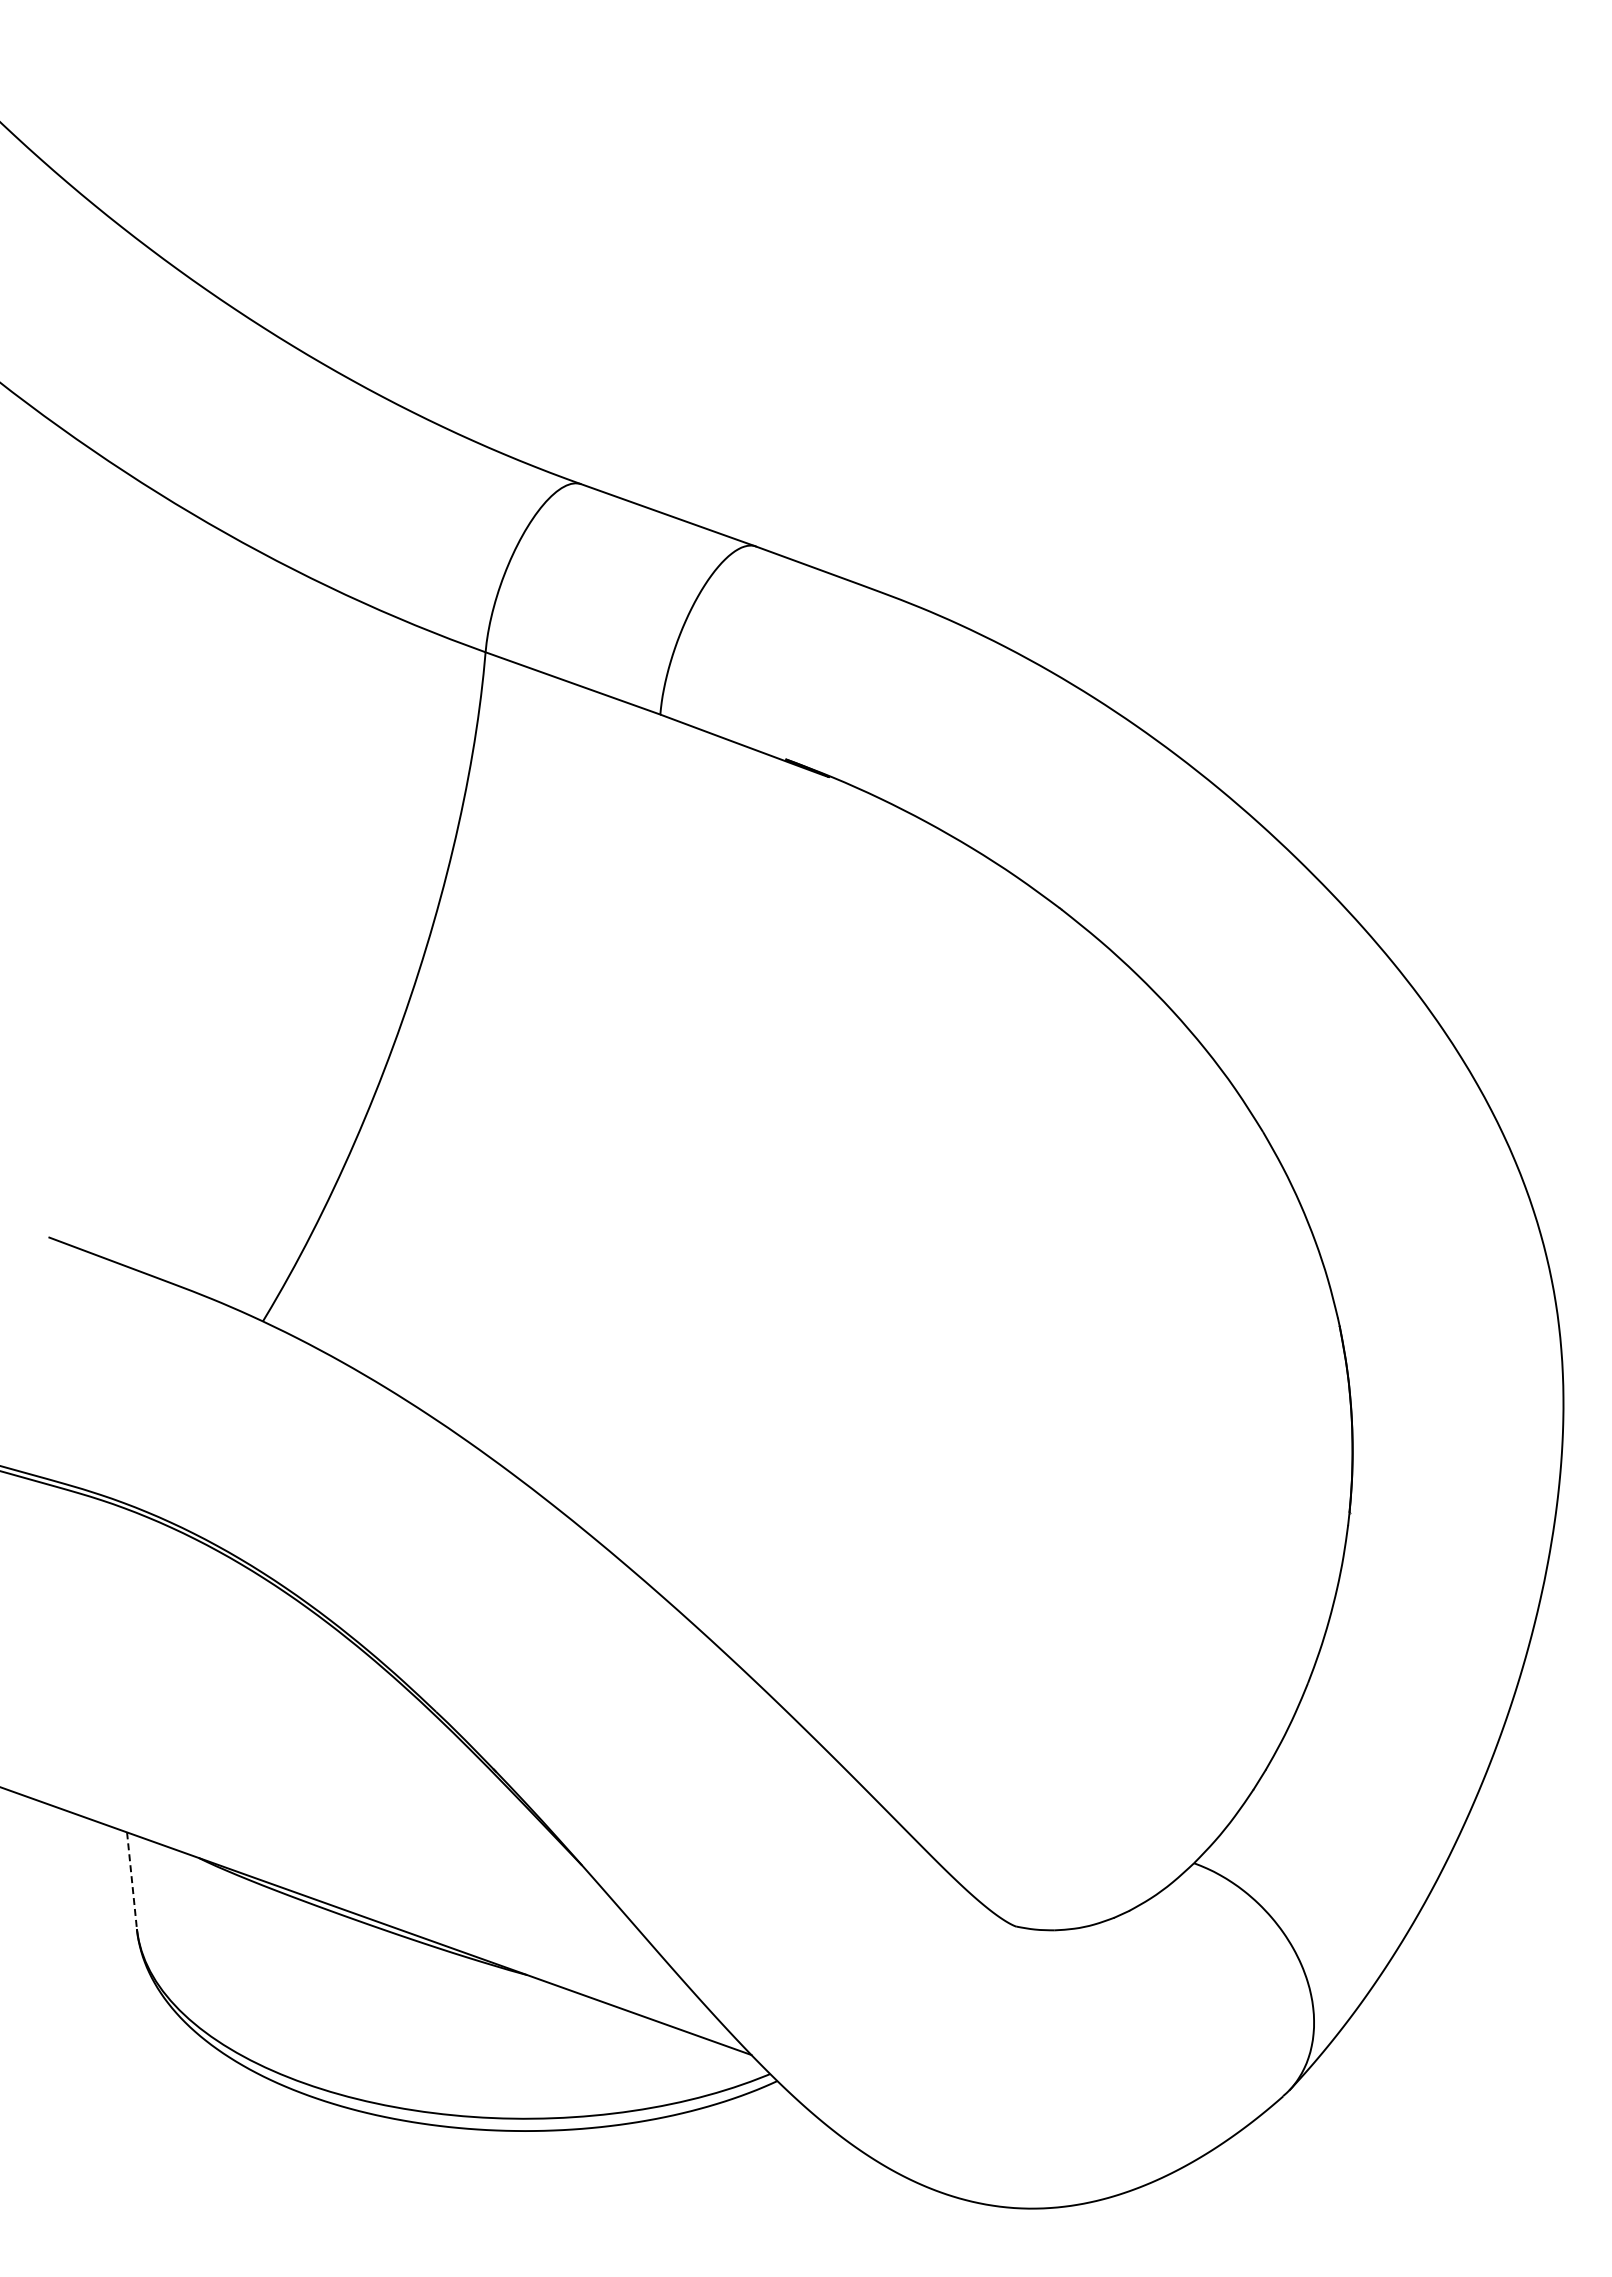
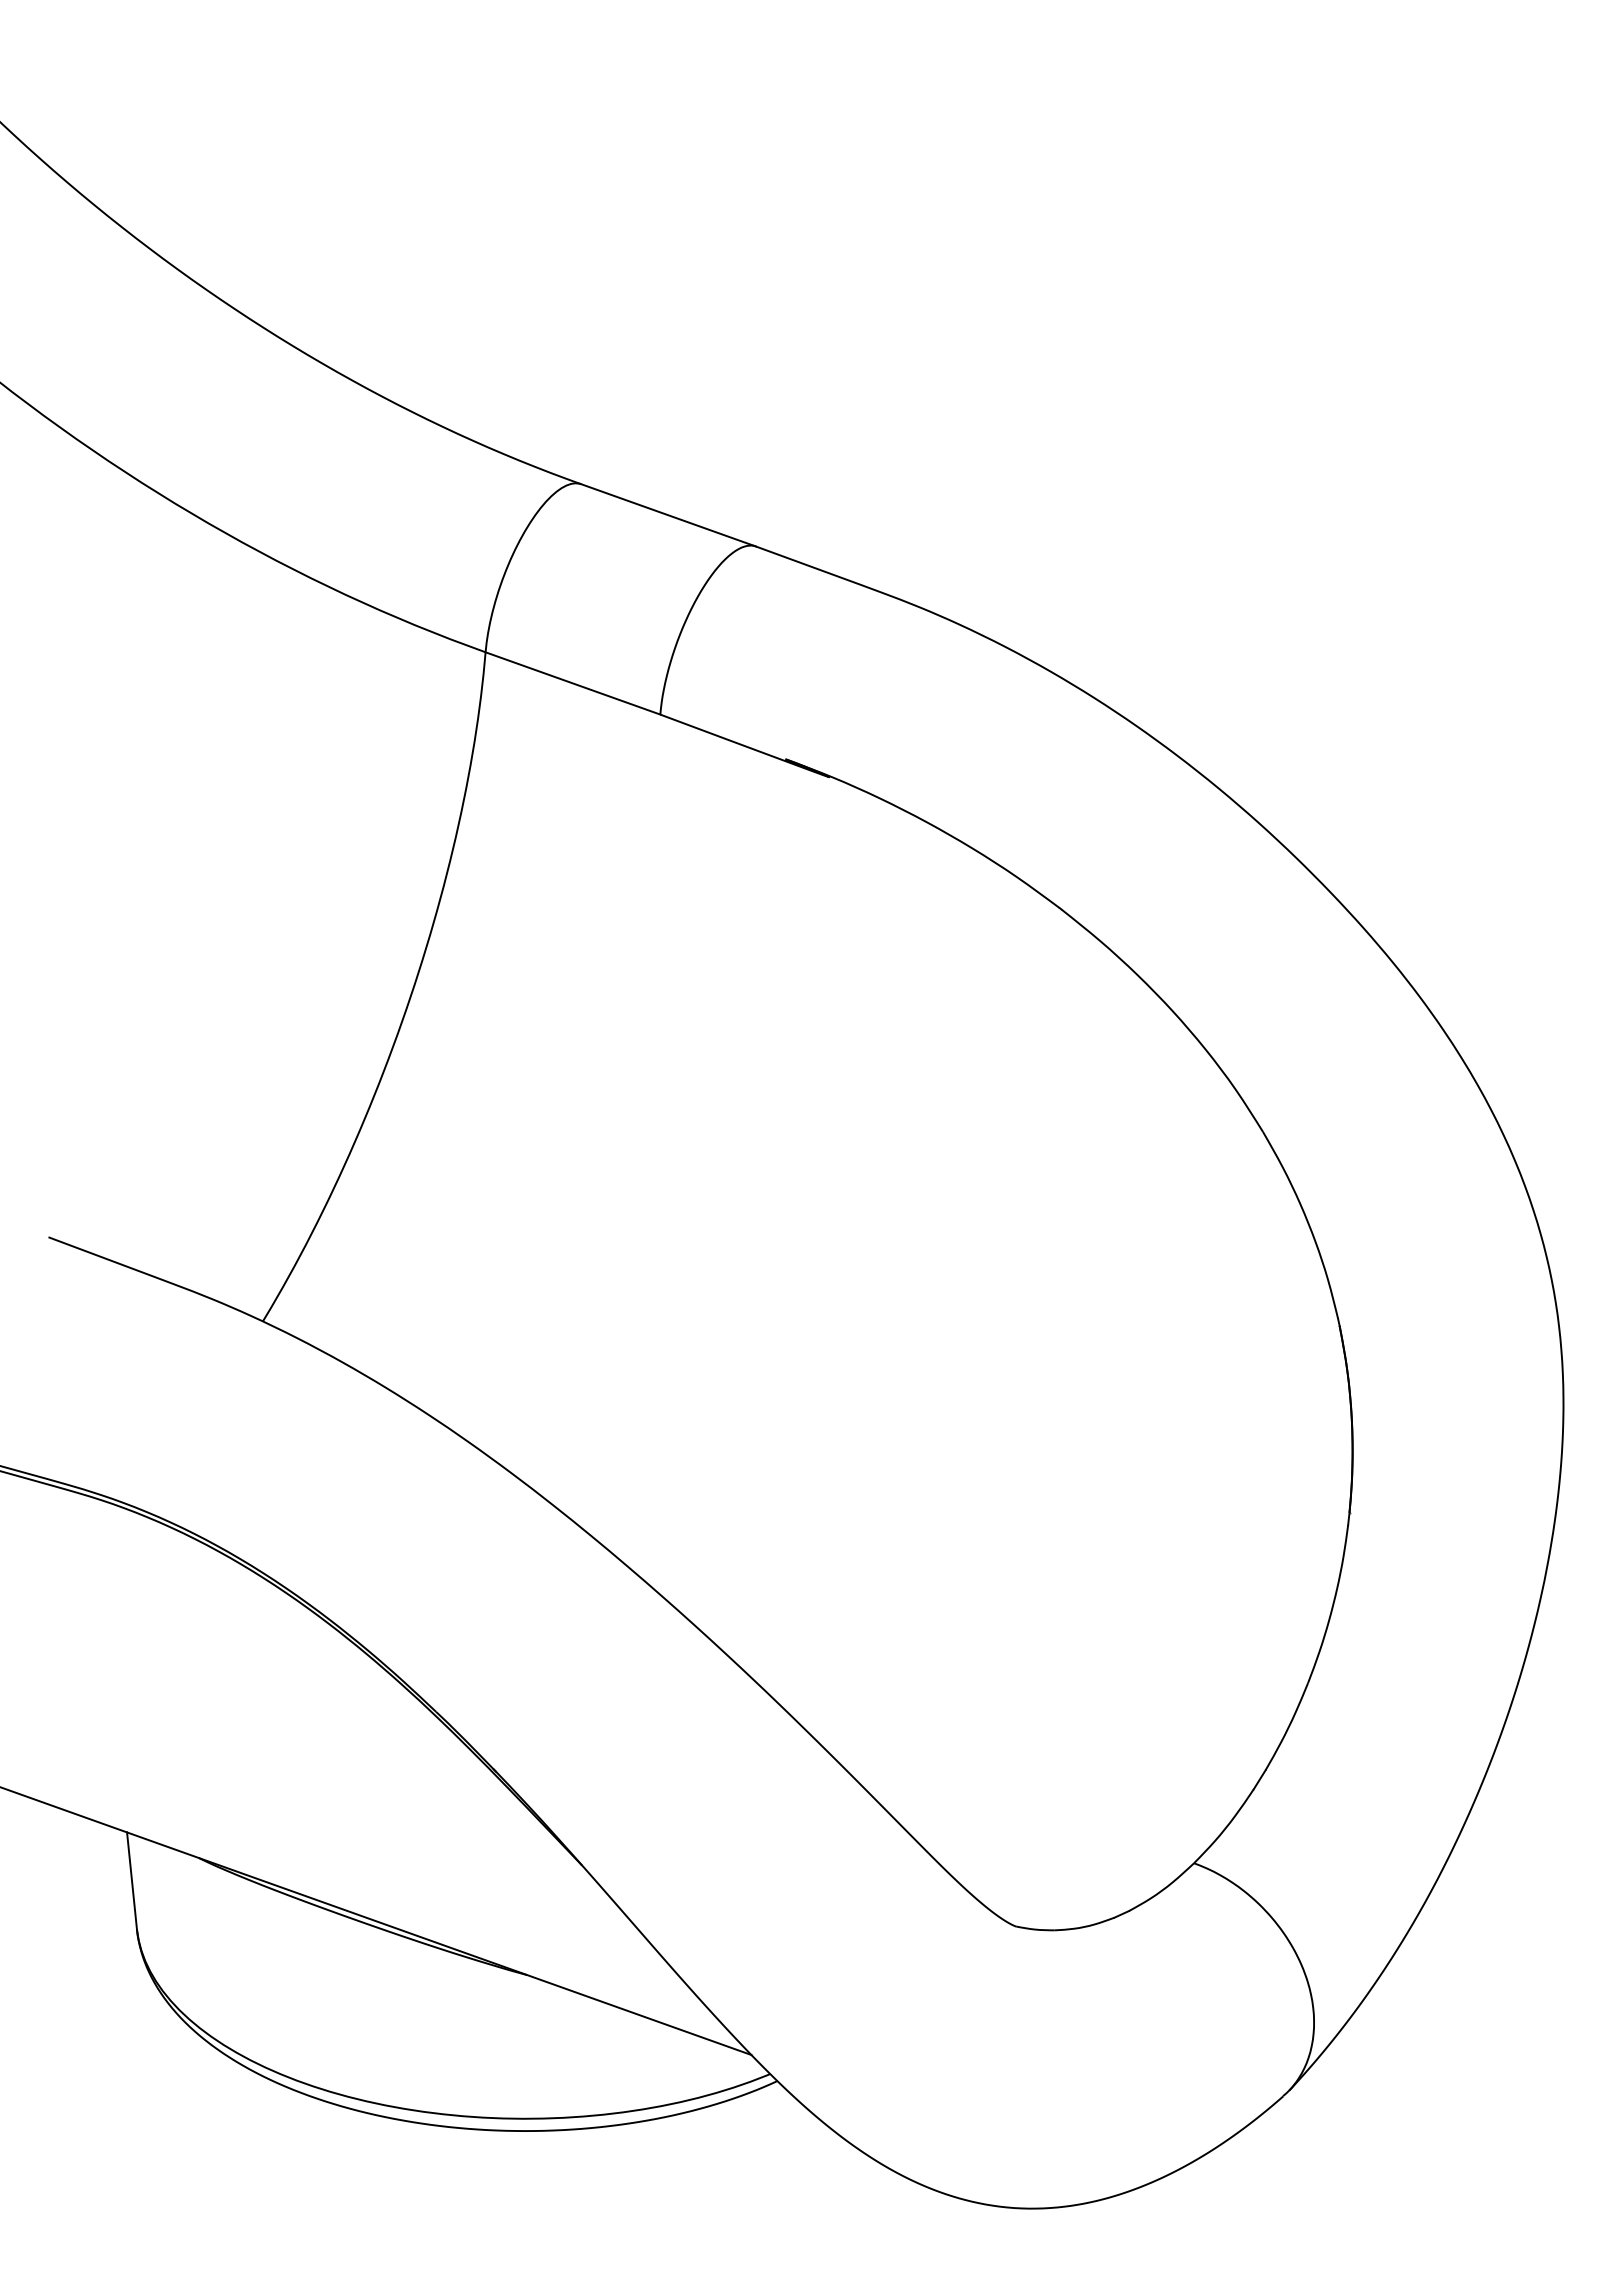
line: dashed -> solid (131, 1880)
